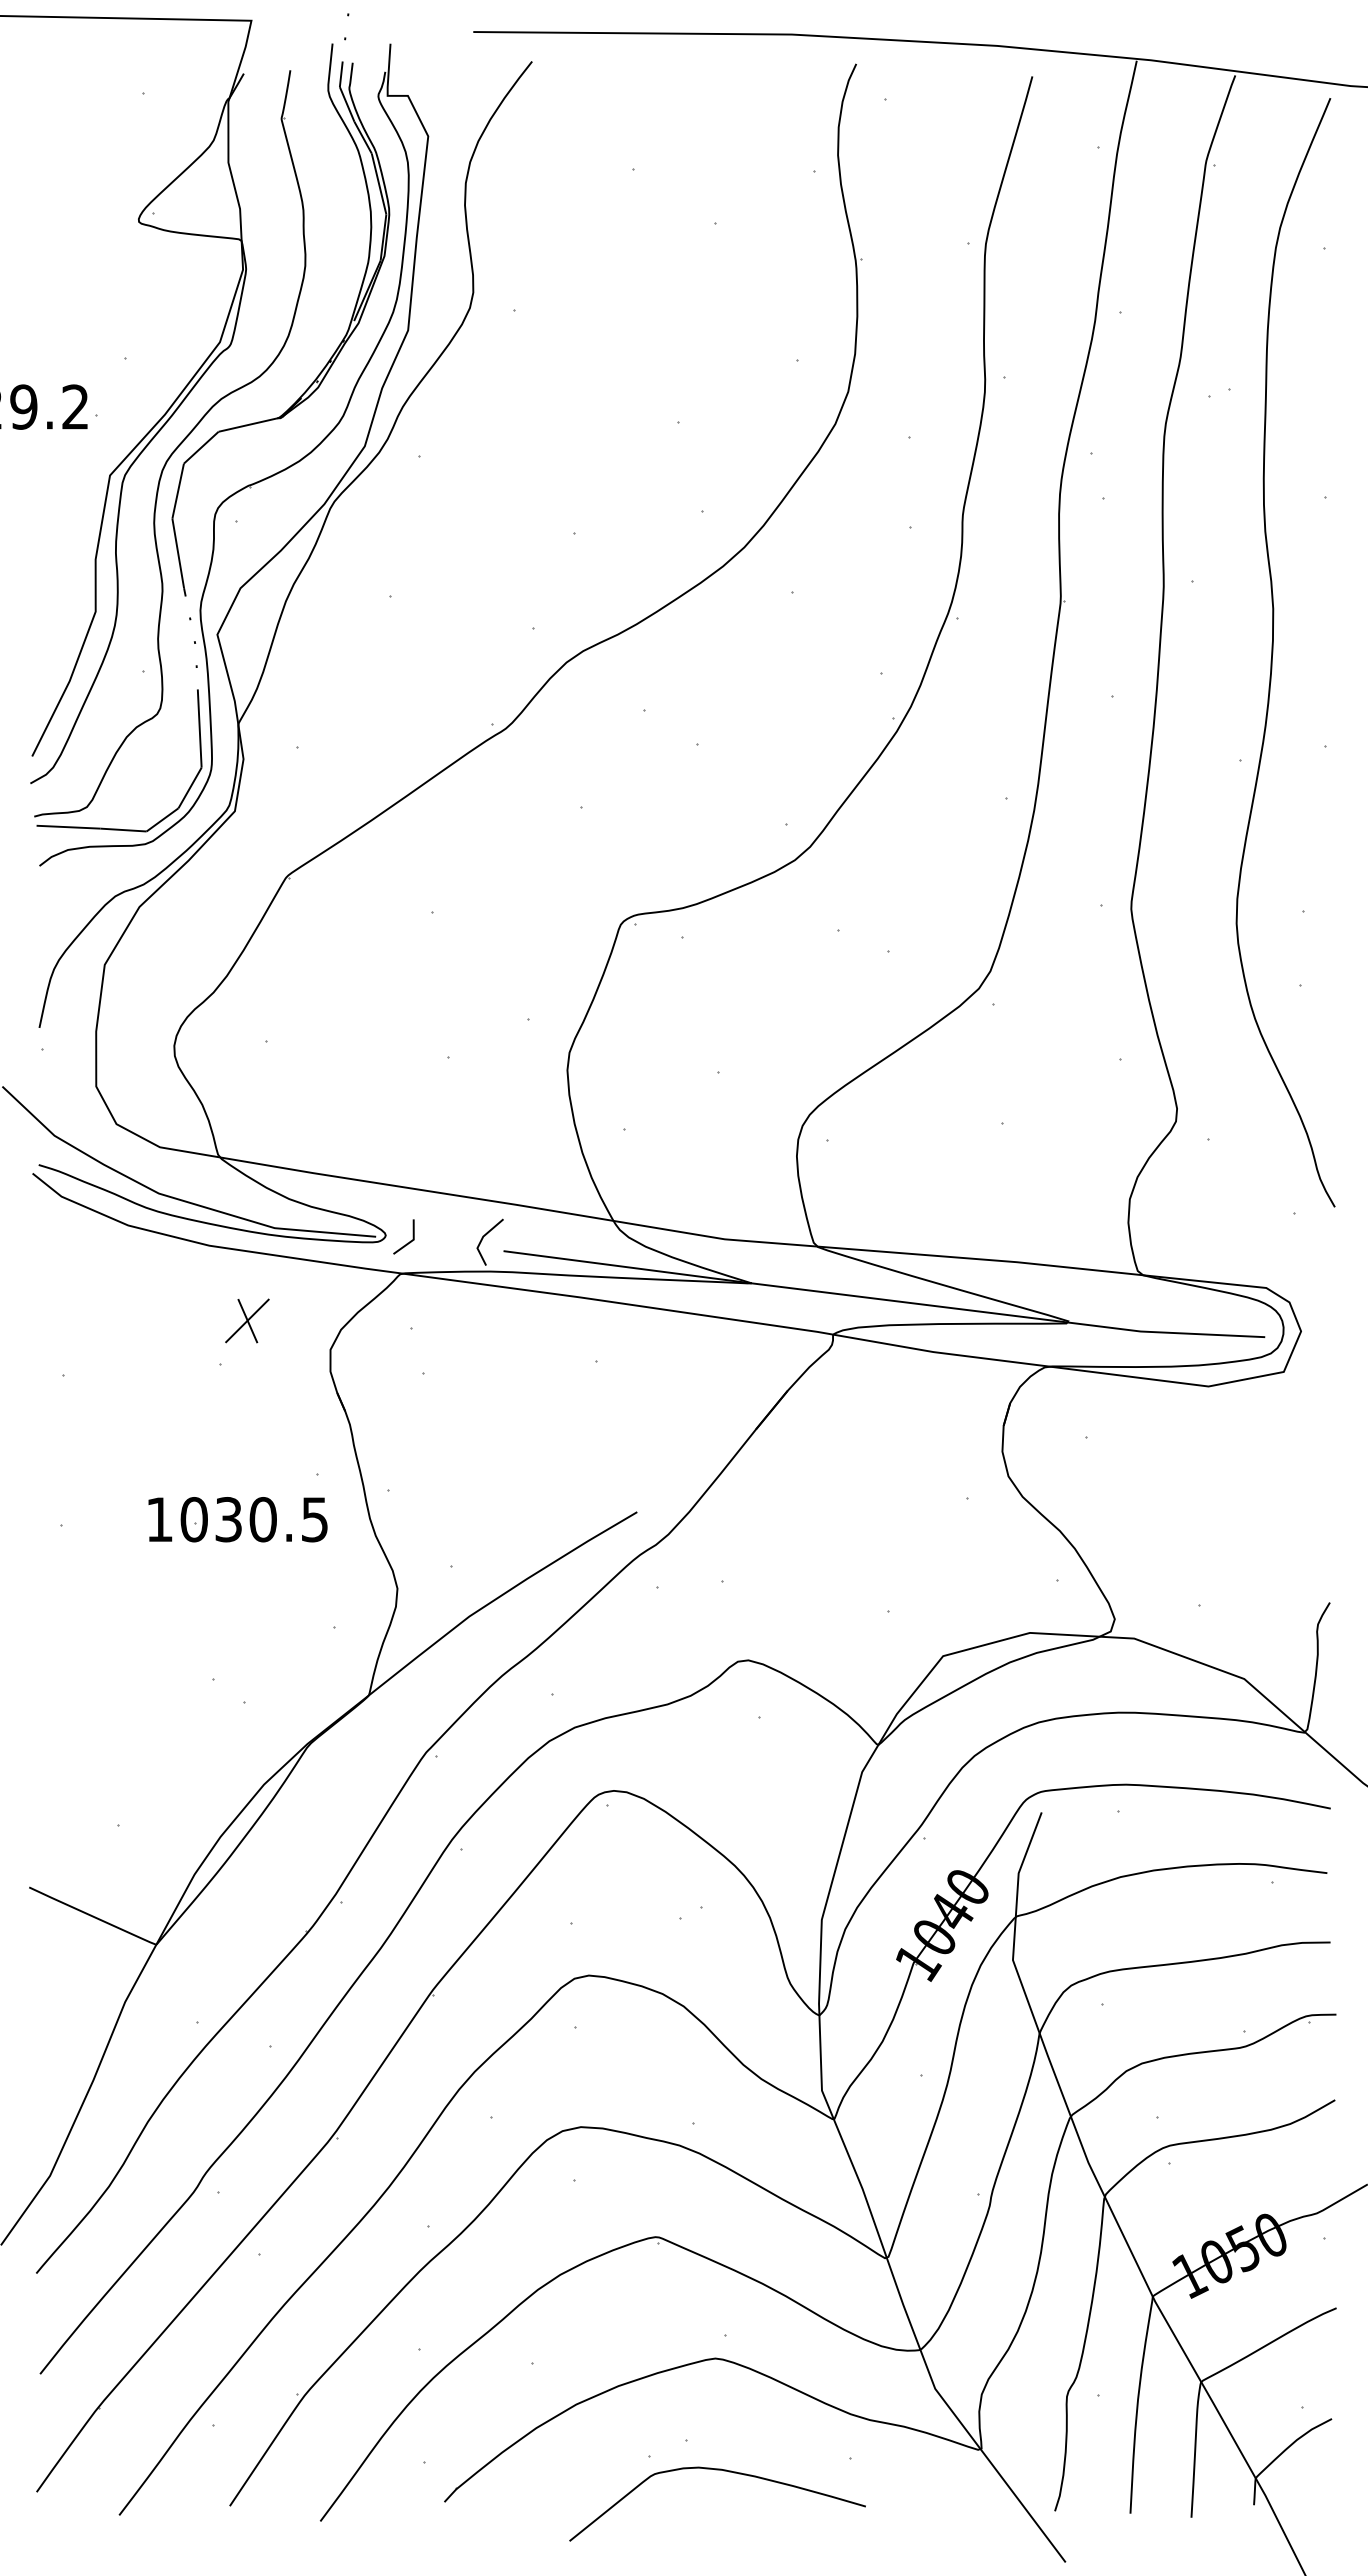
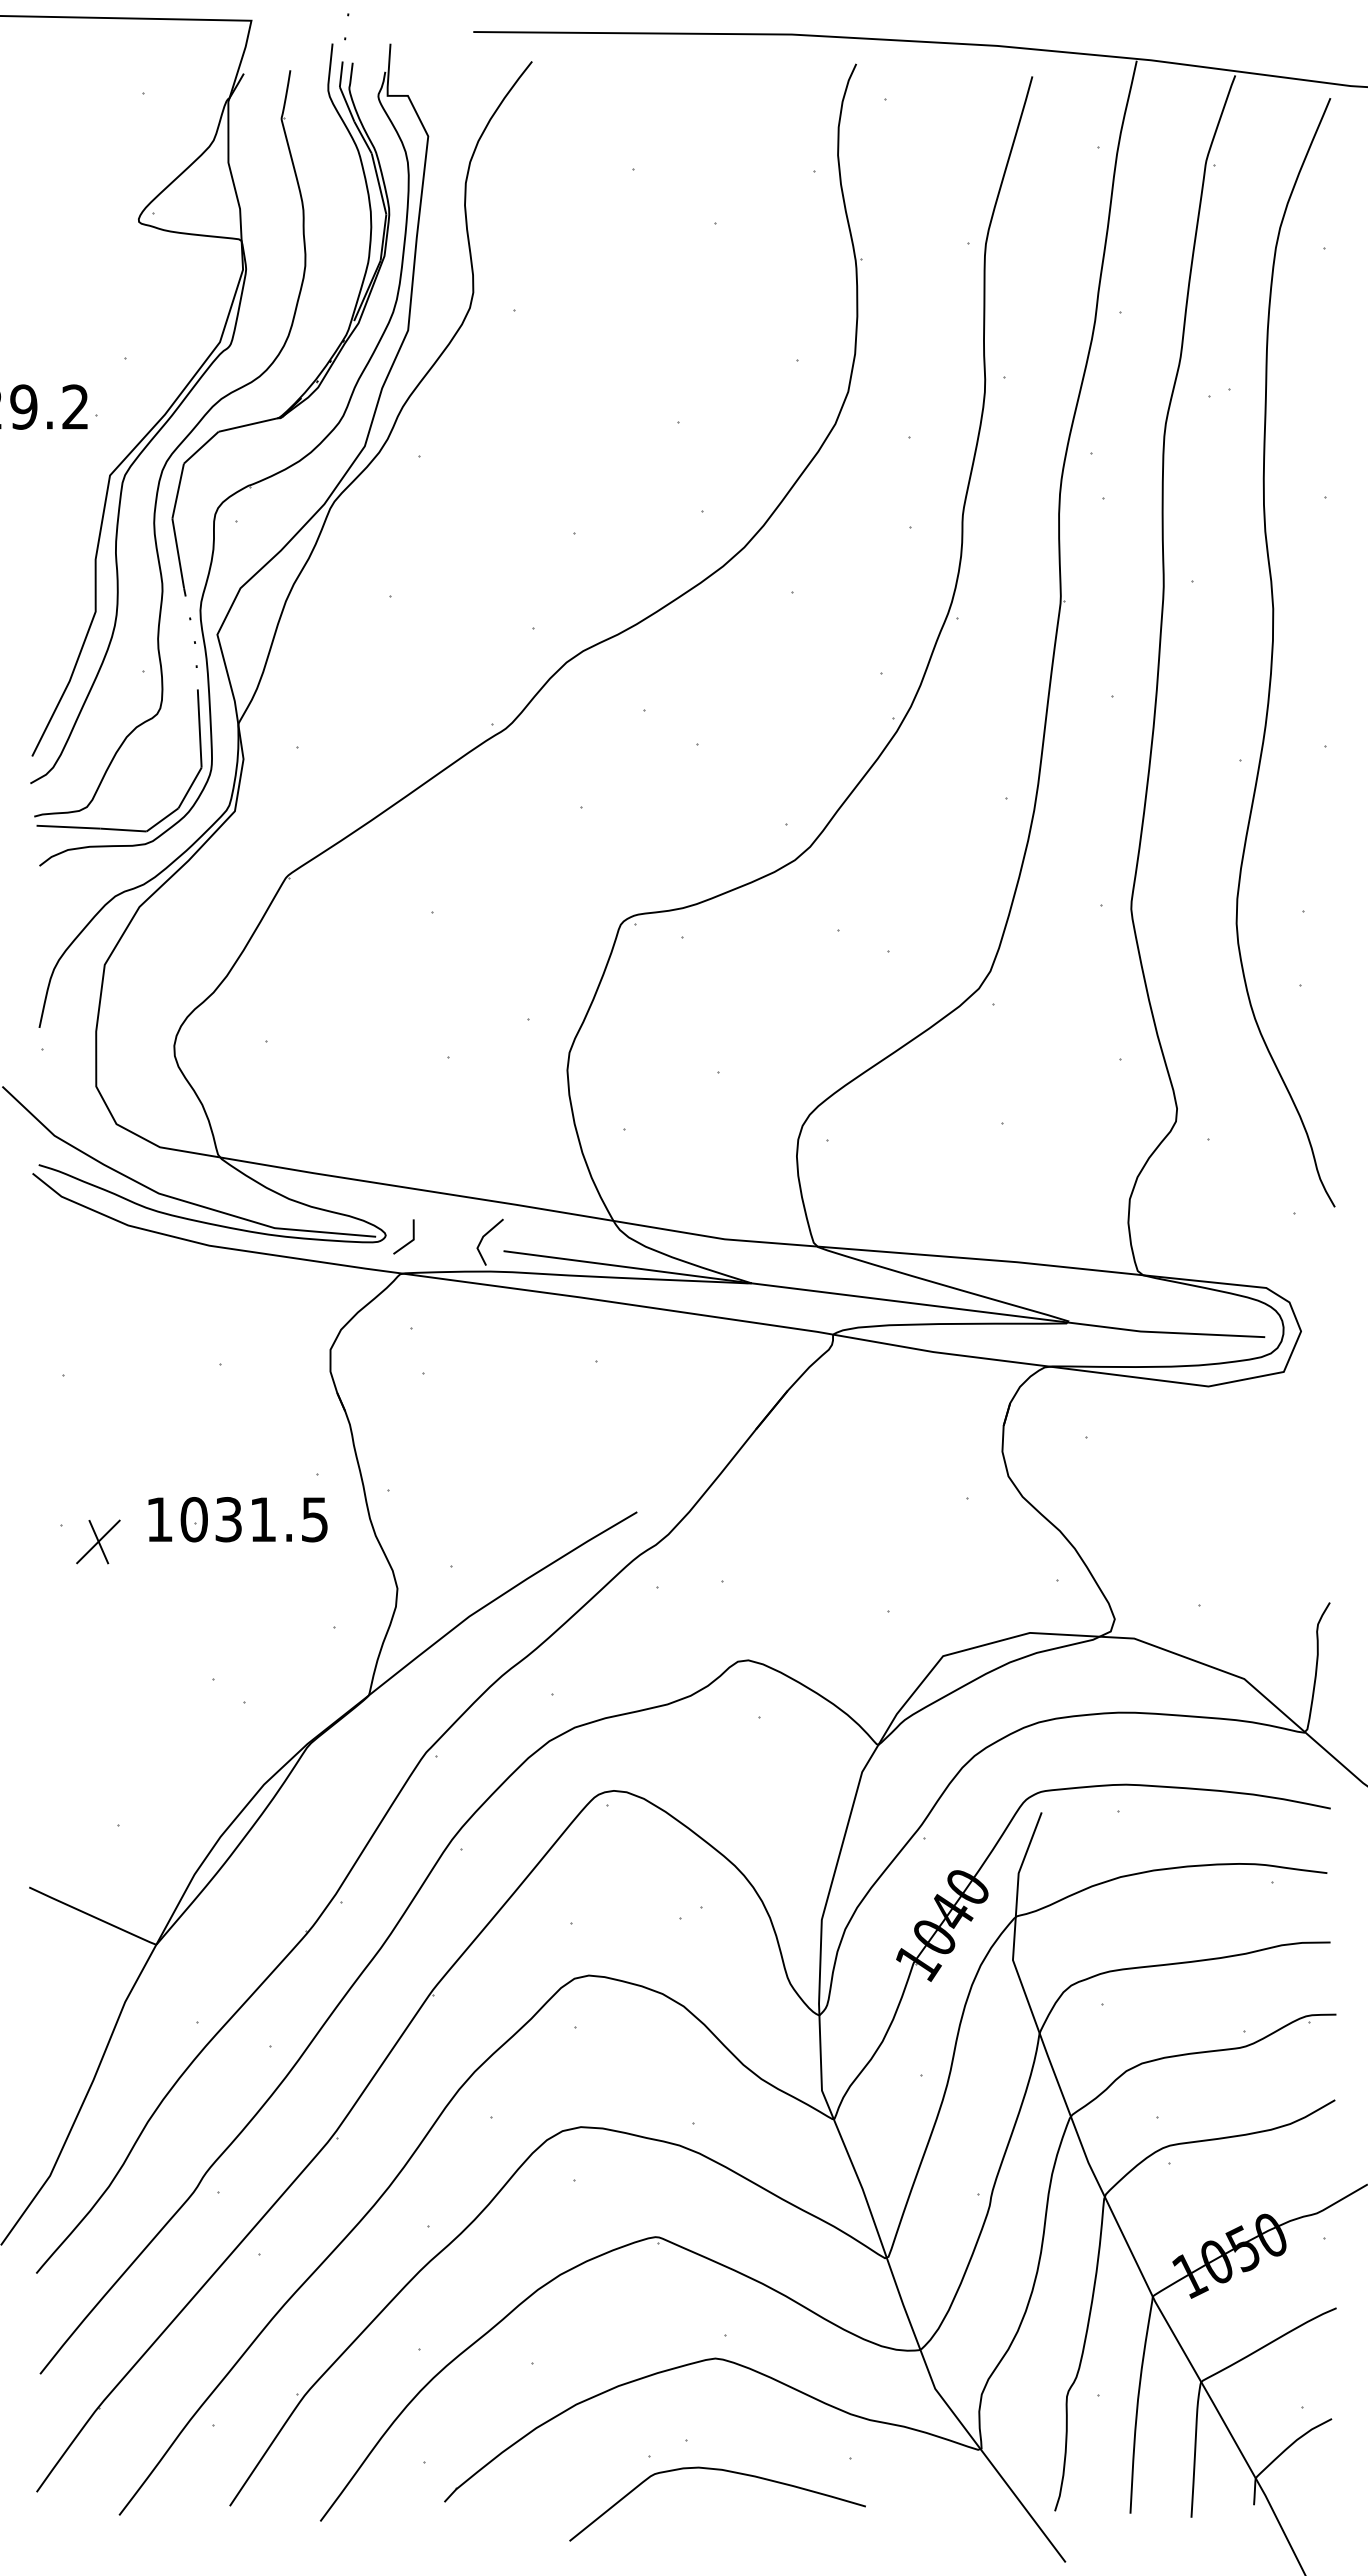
part position: (247, 1320) -> (98, 1541) (98, 1541)
text: 1030.5 -> 1031.5 (262, 1519)
